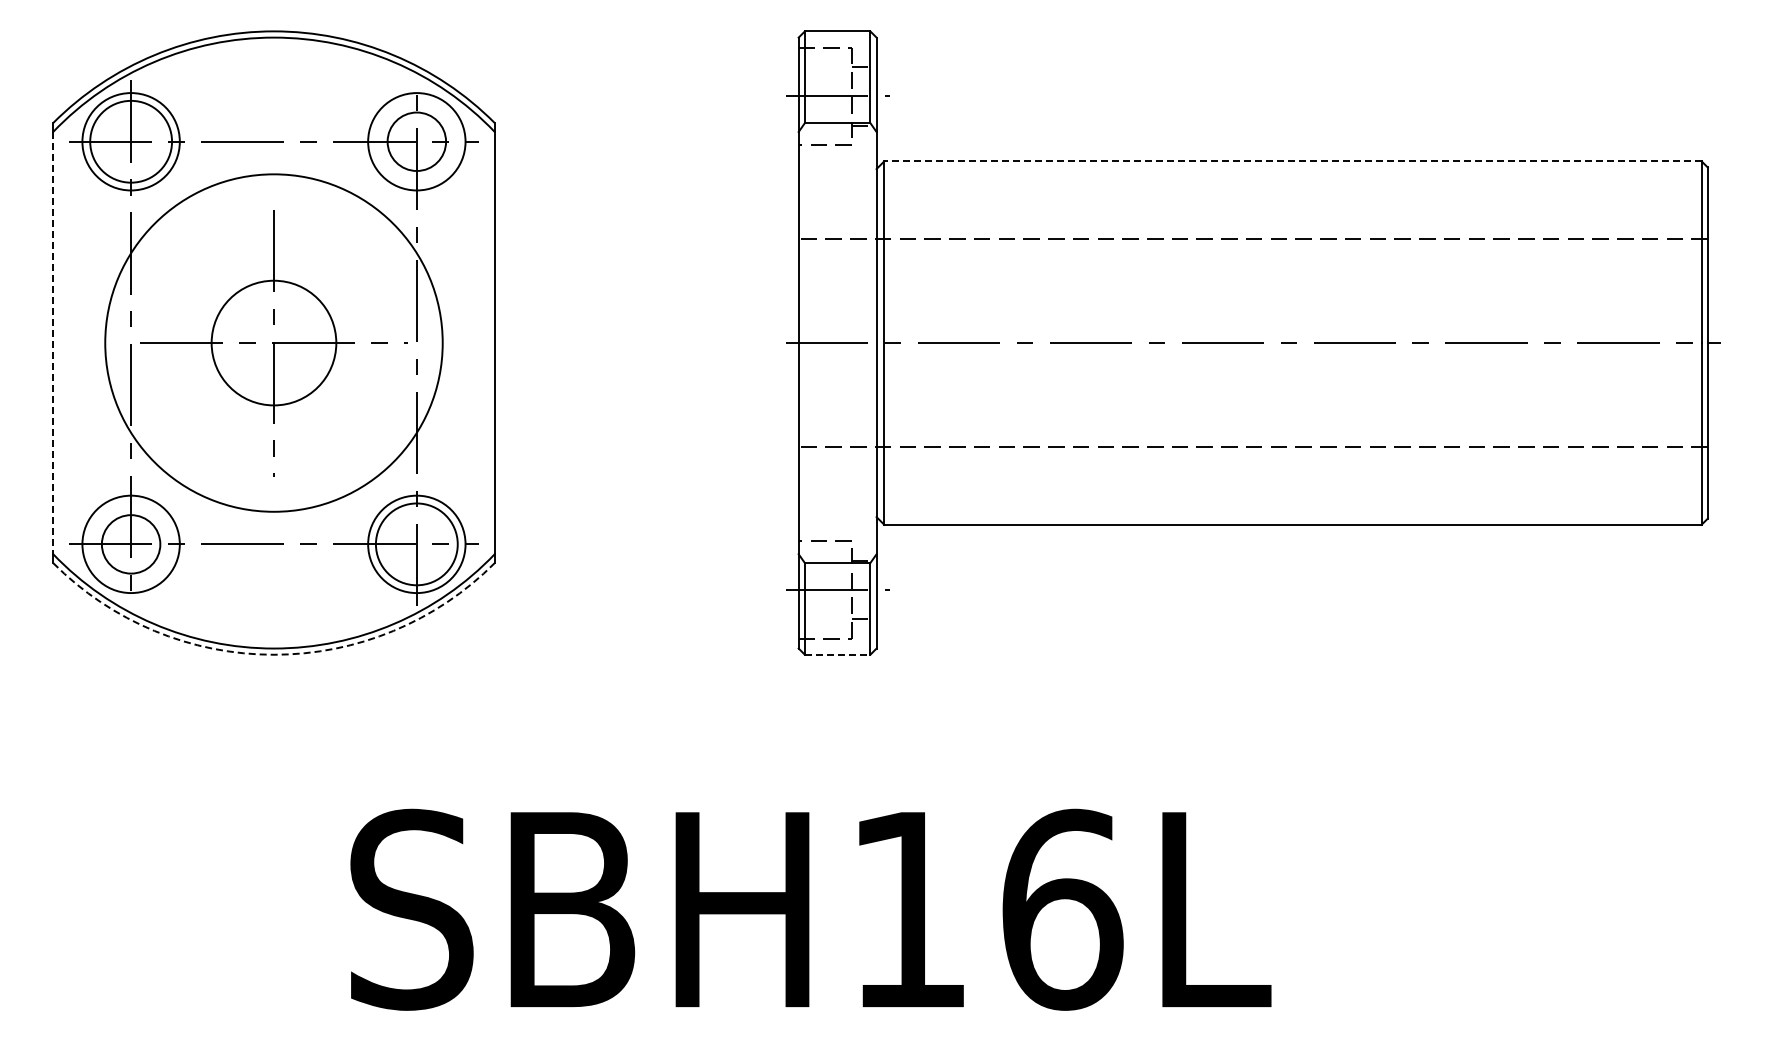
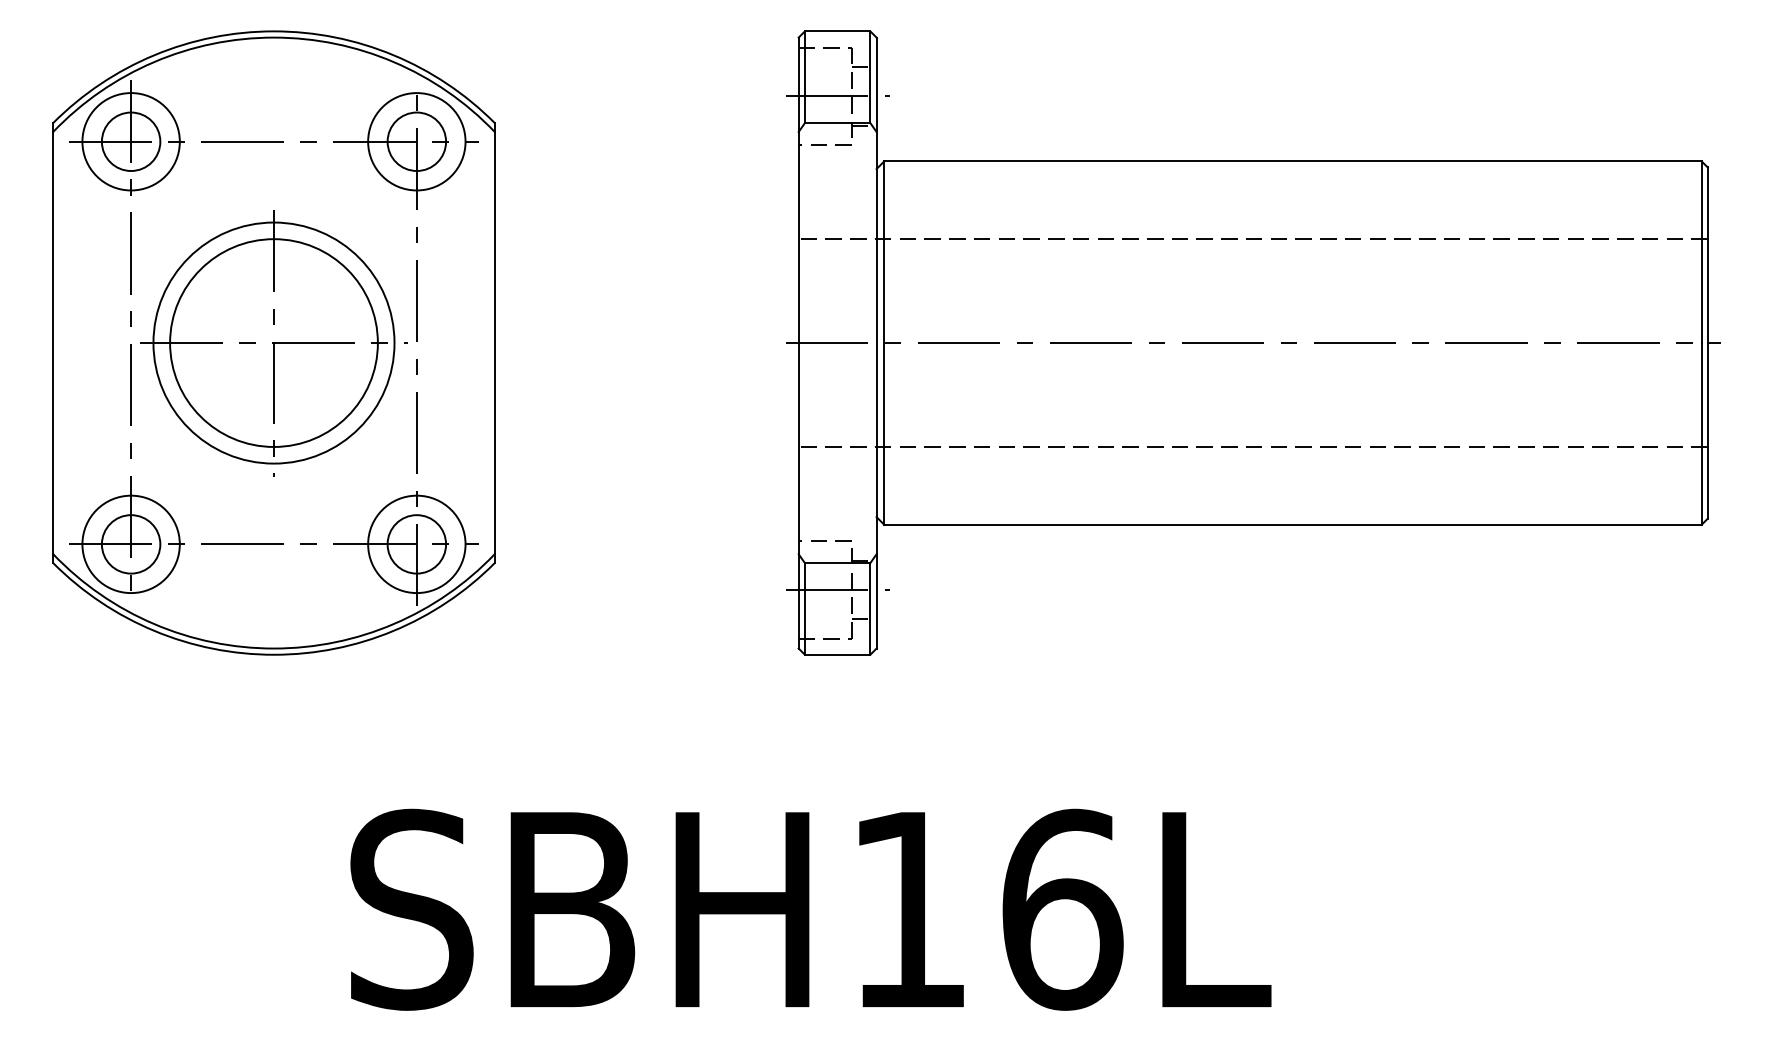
circle diameter: 82 px -> 58 px (130, 141)
line: dashed -> solid (1292, 161)
circle diameter: 125 px -> 208 px (273, 342)
circle diameter: 337 px -> 241 px (273, 342)
line: dashed -> solid (53, 343)
circle diameter: 82 px -> 58 px (416, 544)
arc: dashed -> solid (273, 654)
line: dashed -> solid (837, 654)
